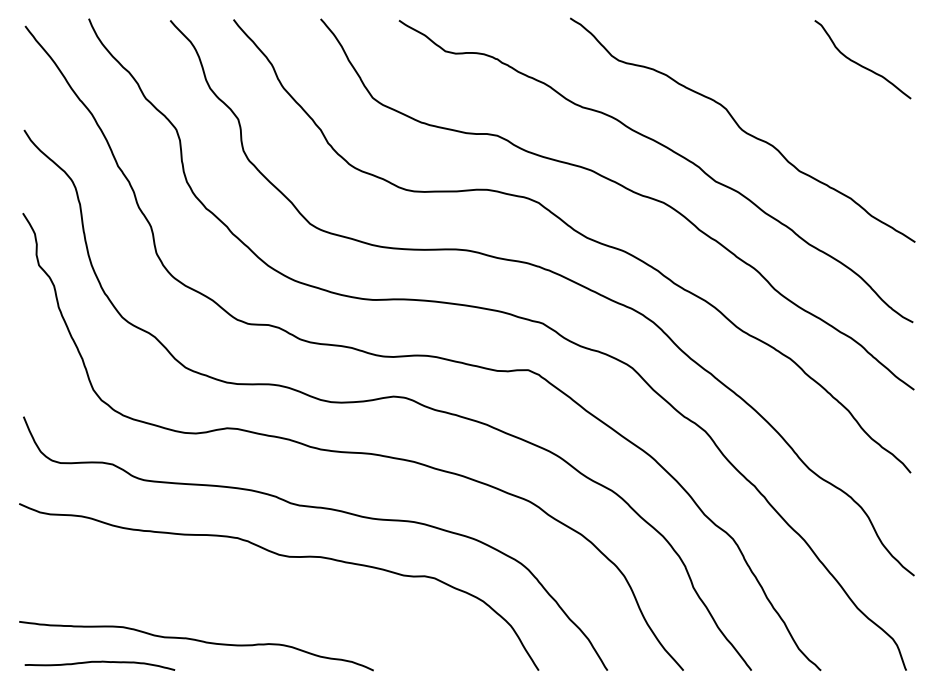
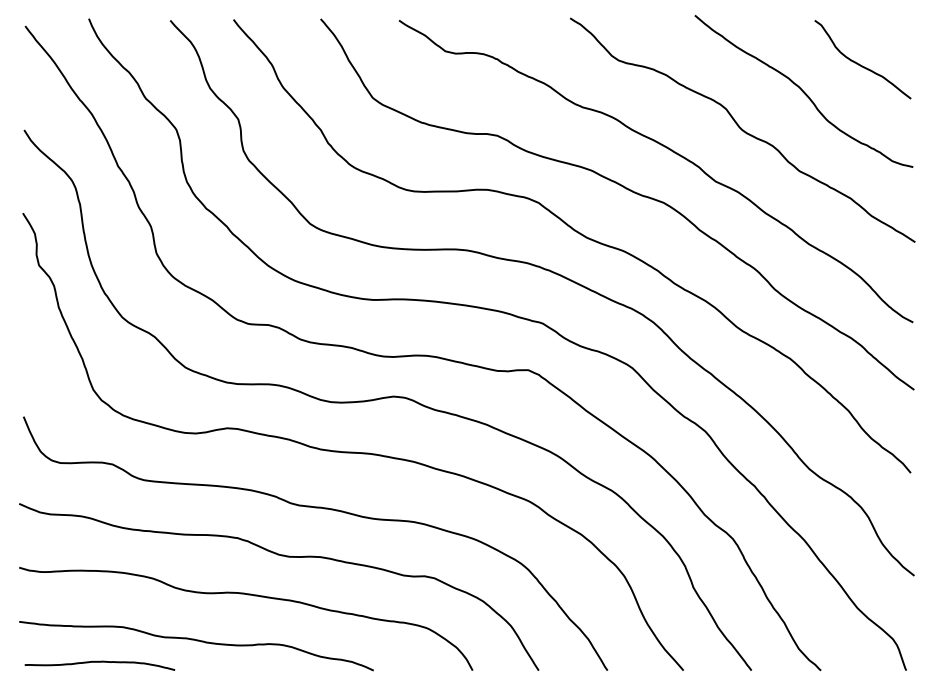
curve: none -> present (803, 91)
curve: none -> present (247, 595)
